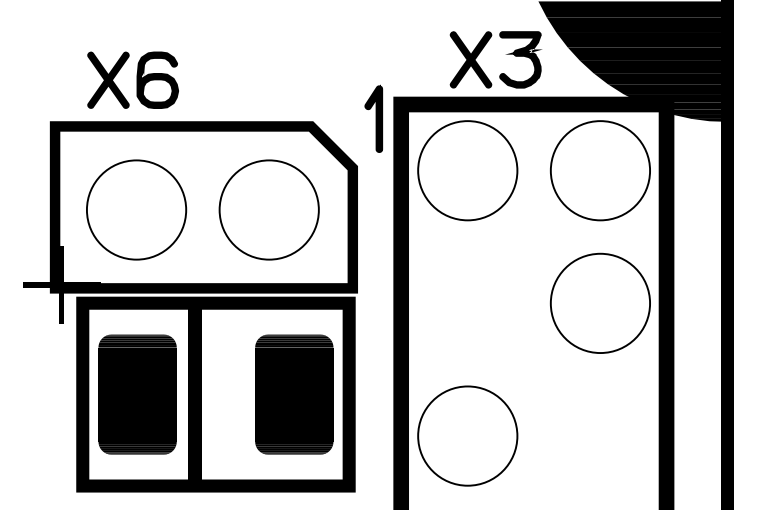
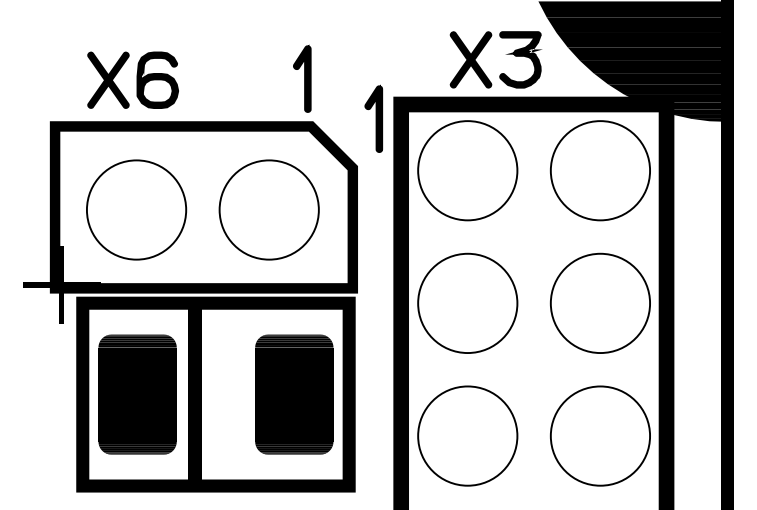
part: none -> present (302, 78)
part: none -> present (467, 302)
part: none -> present (600, 435)
